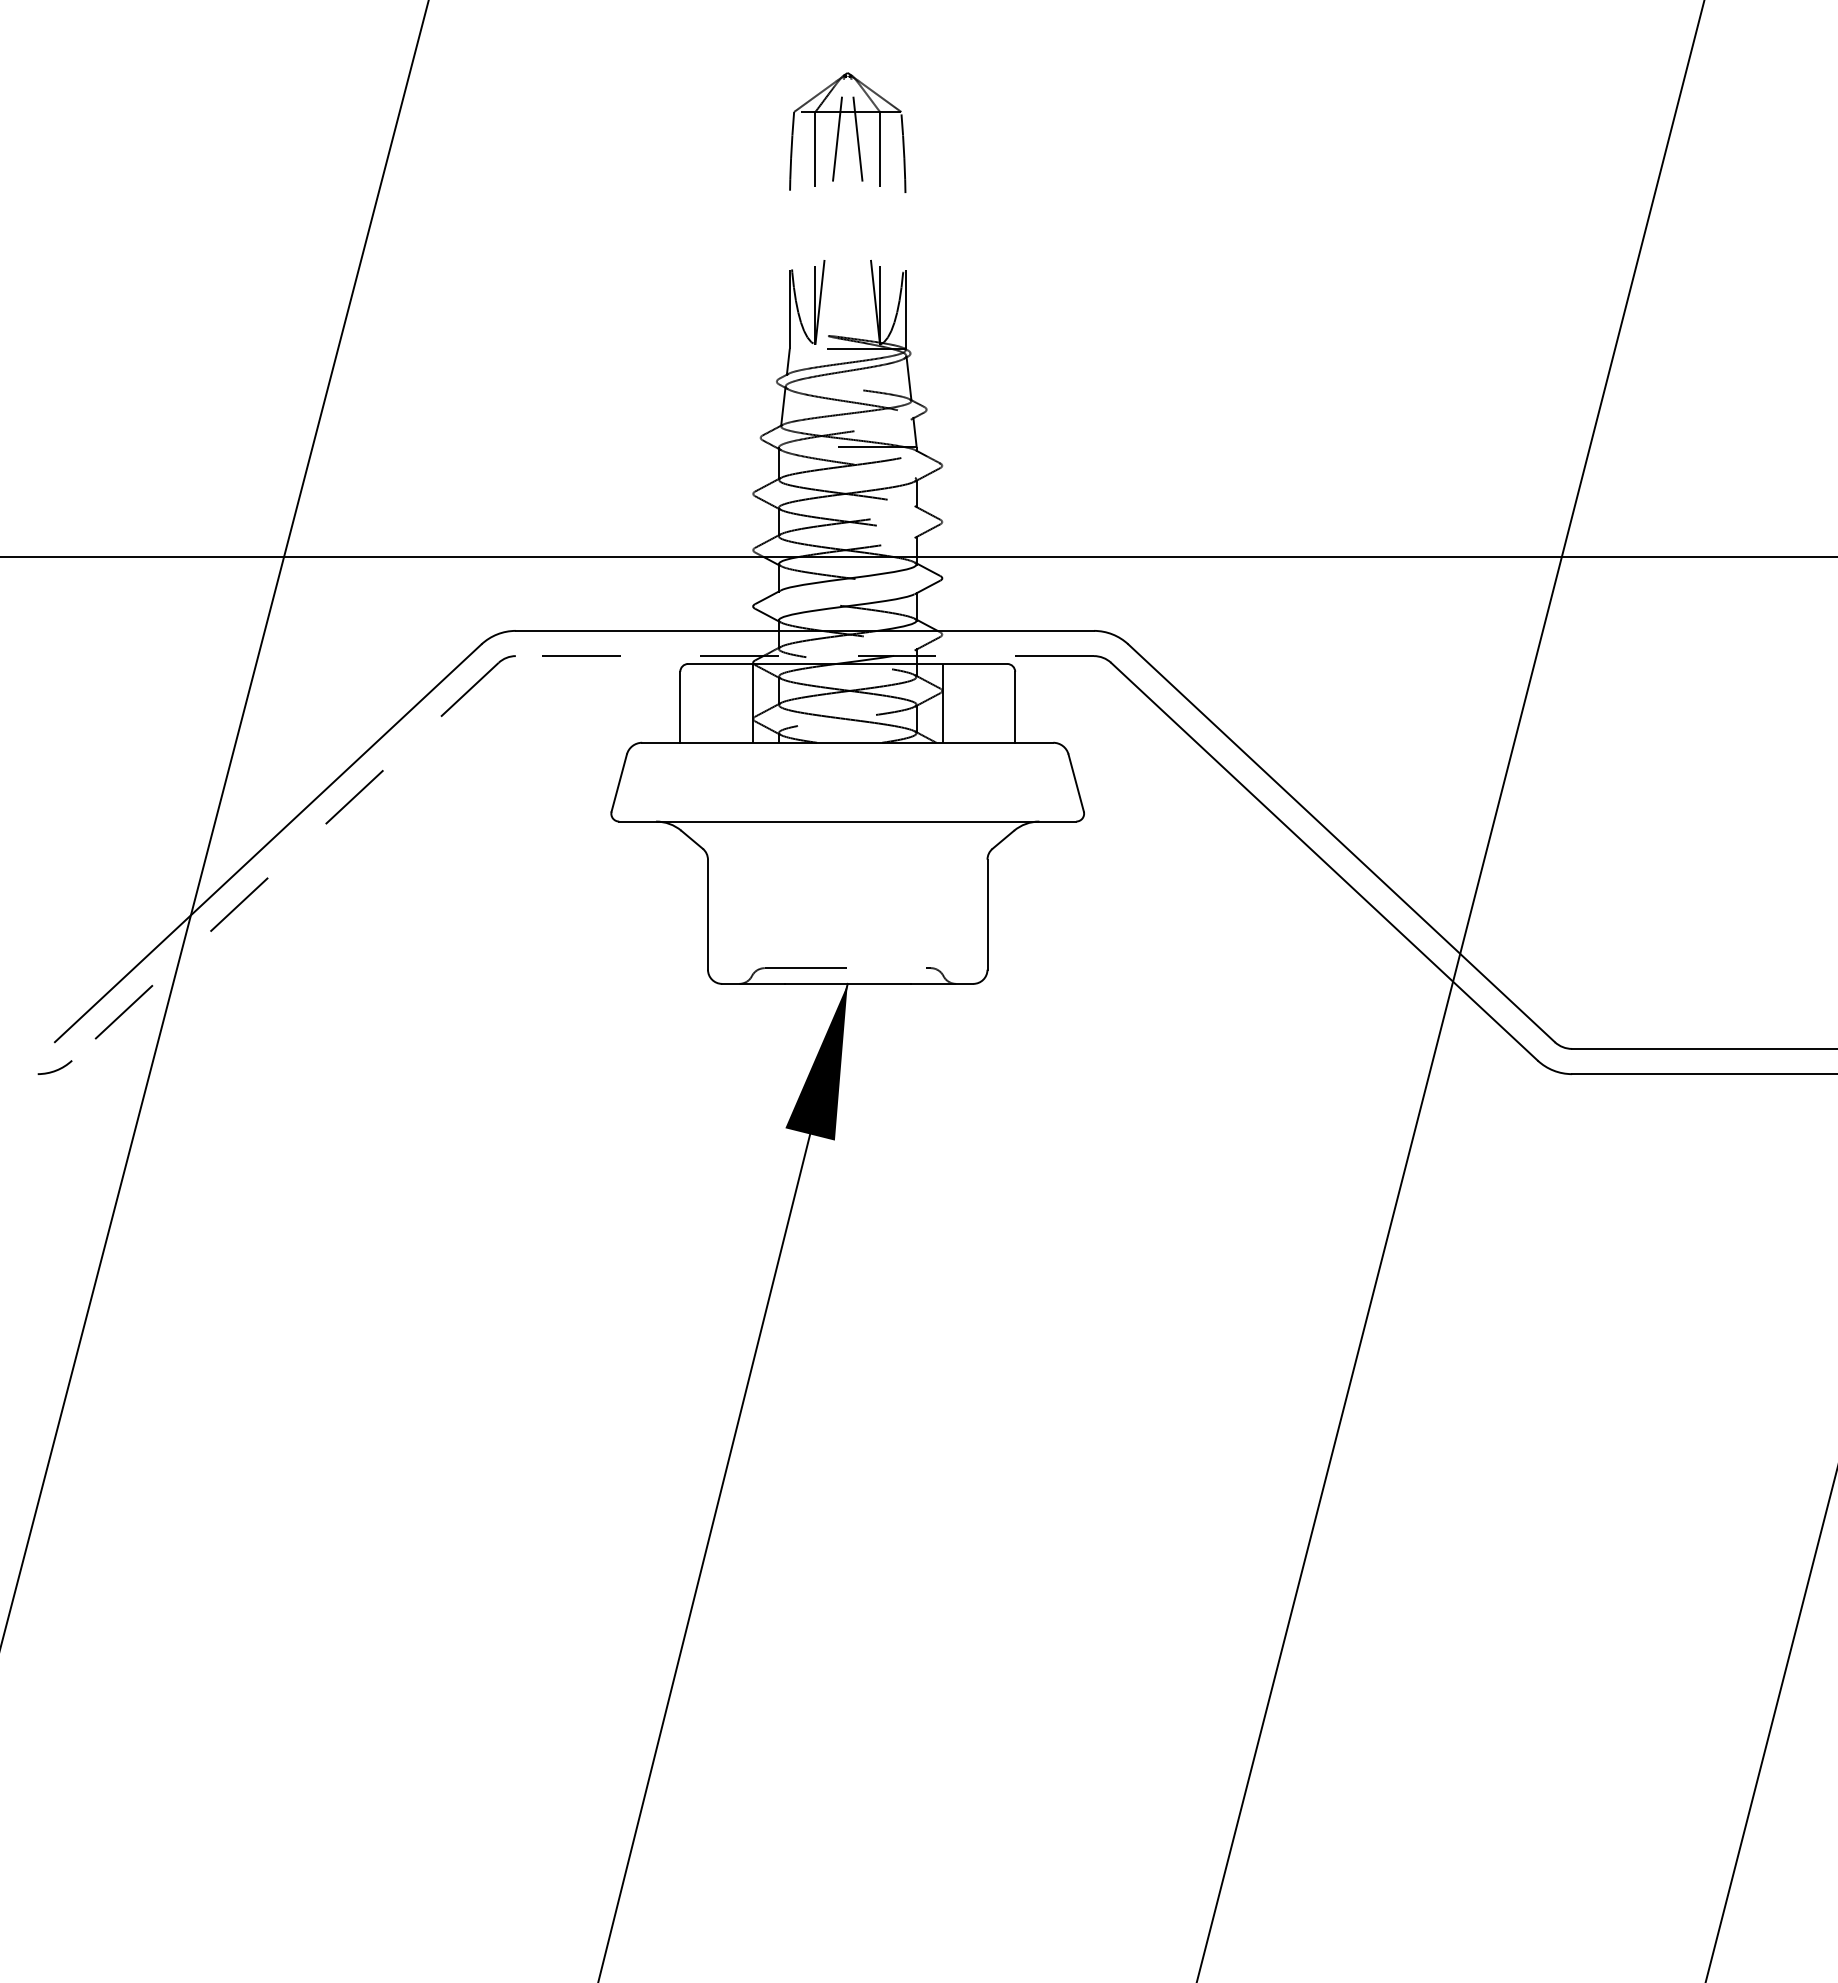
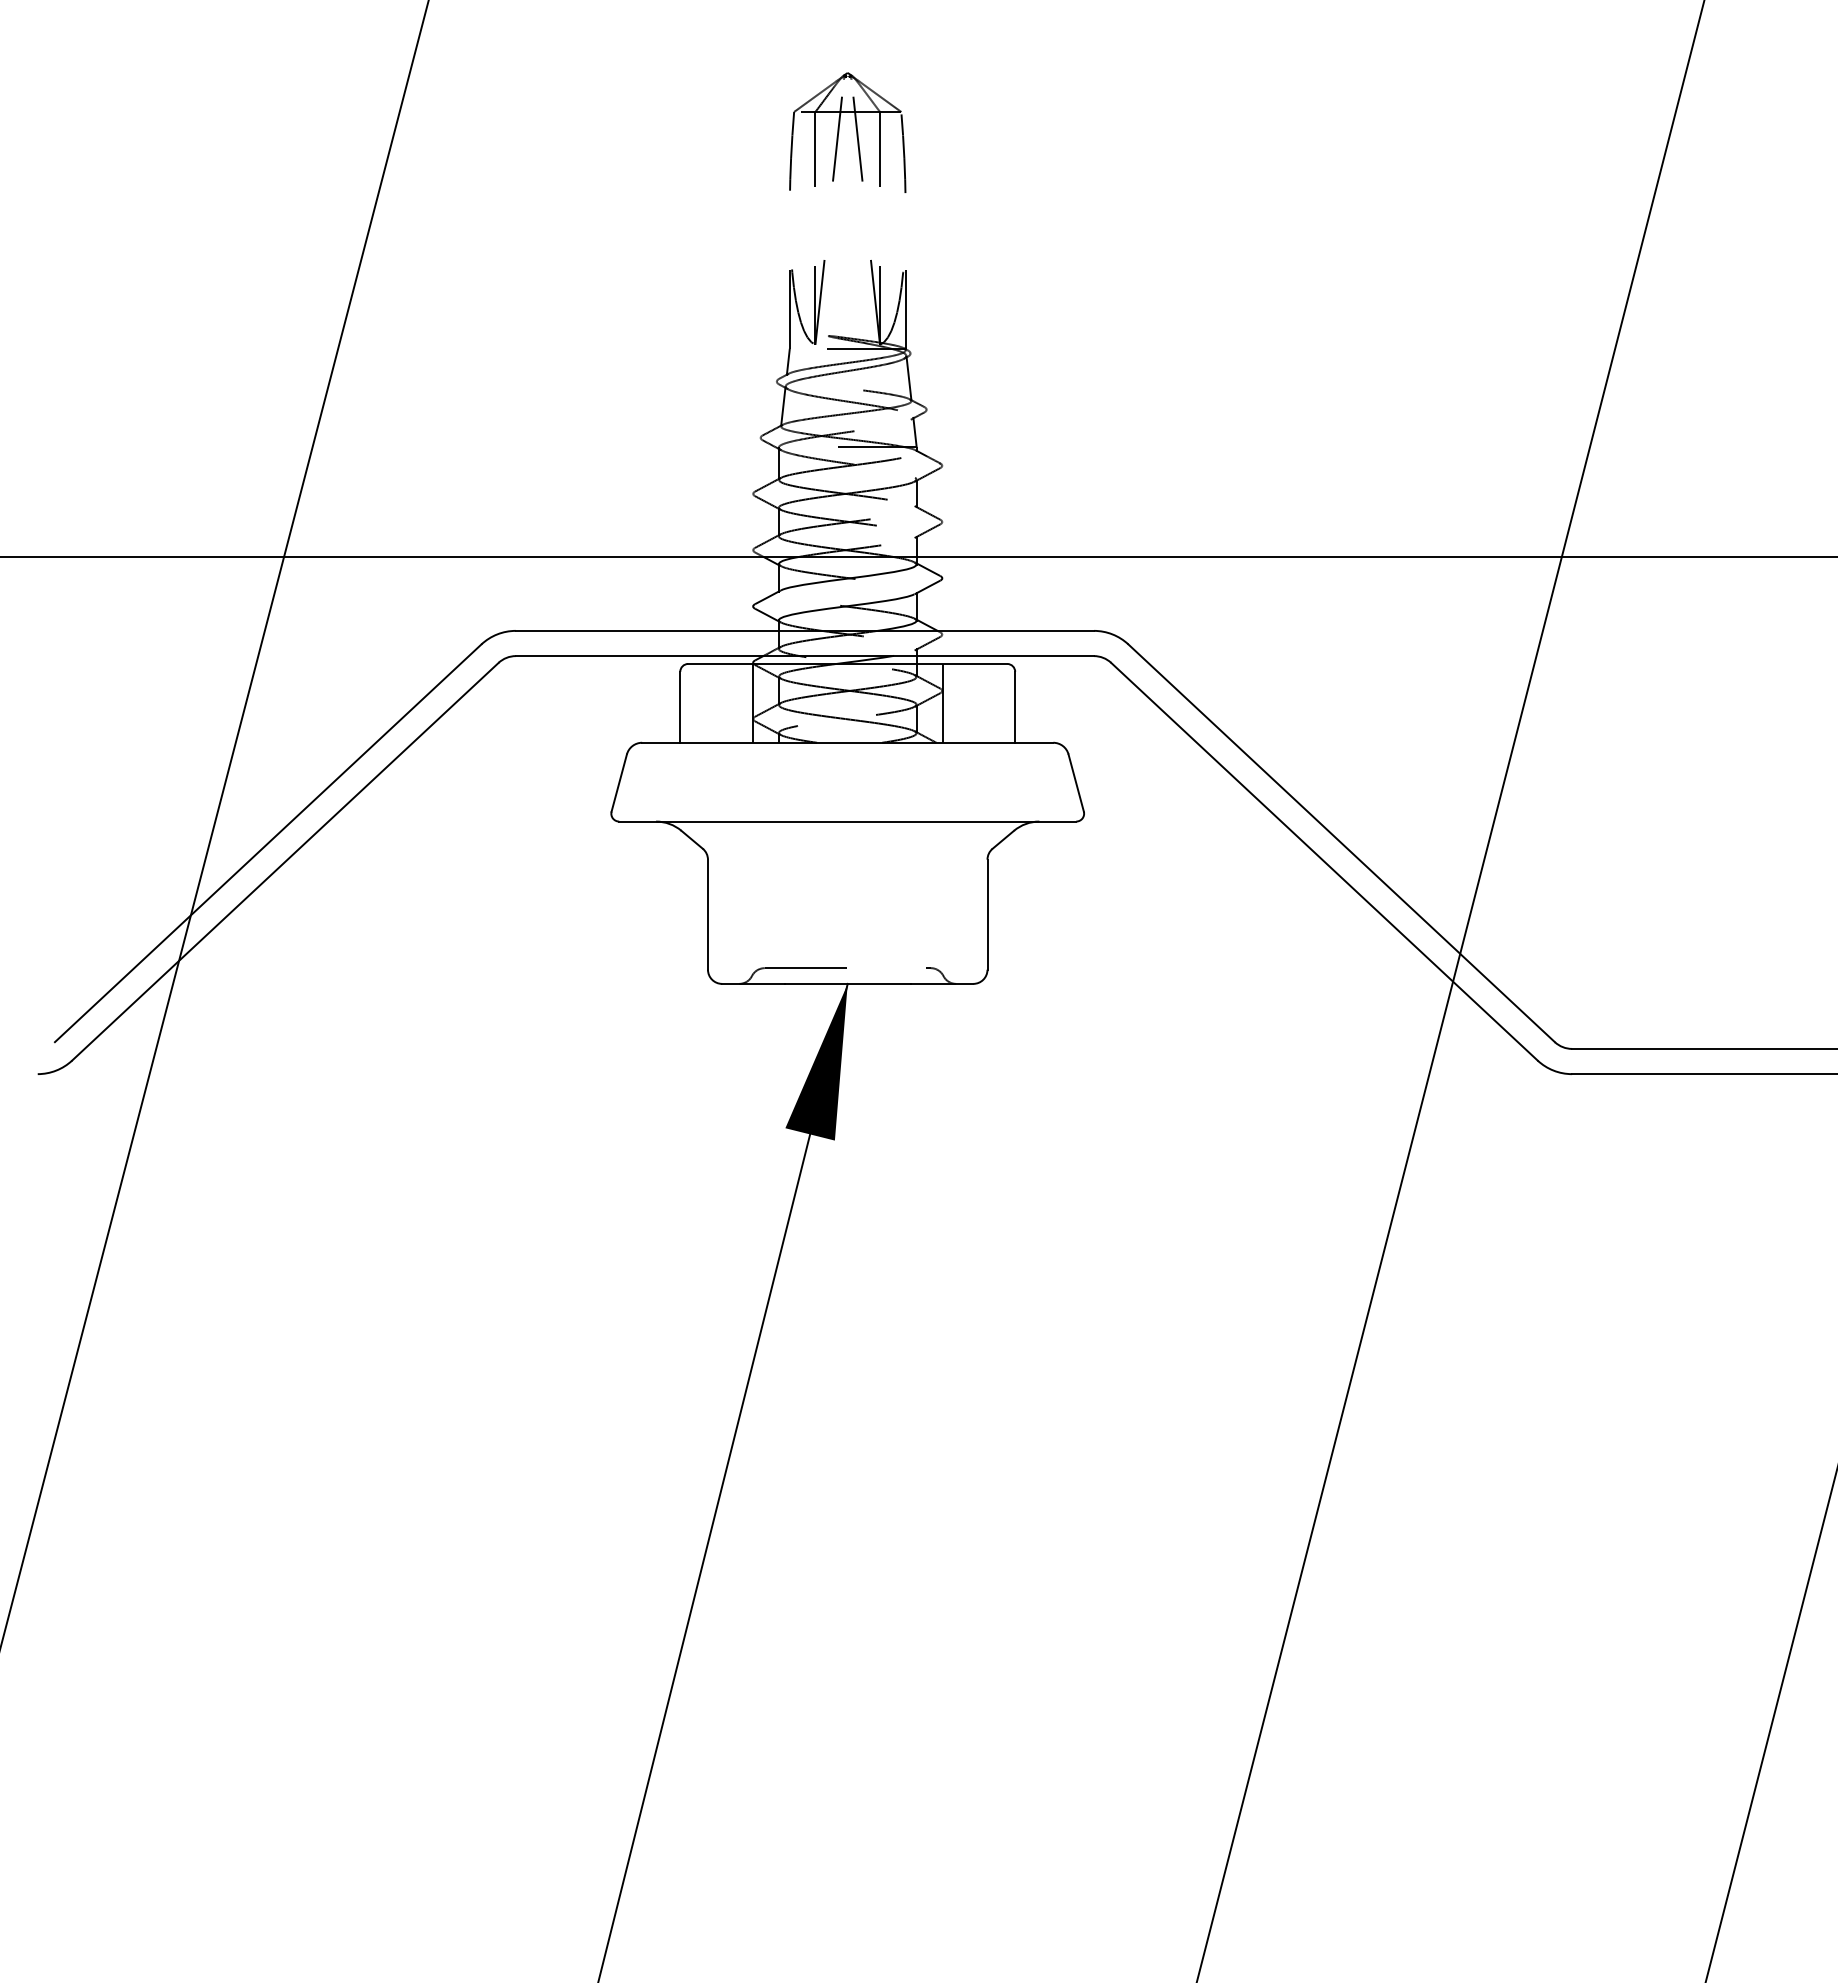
line: dashed -> solid (804, 656)
line: dashed -> solid (285, 861)
